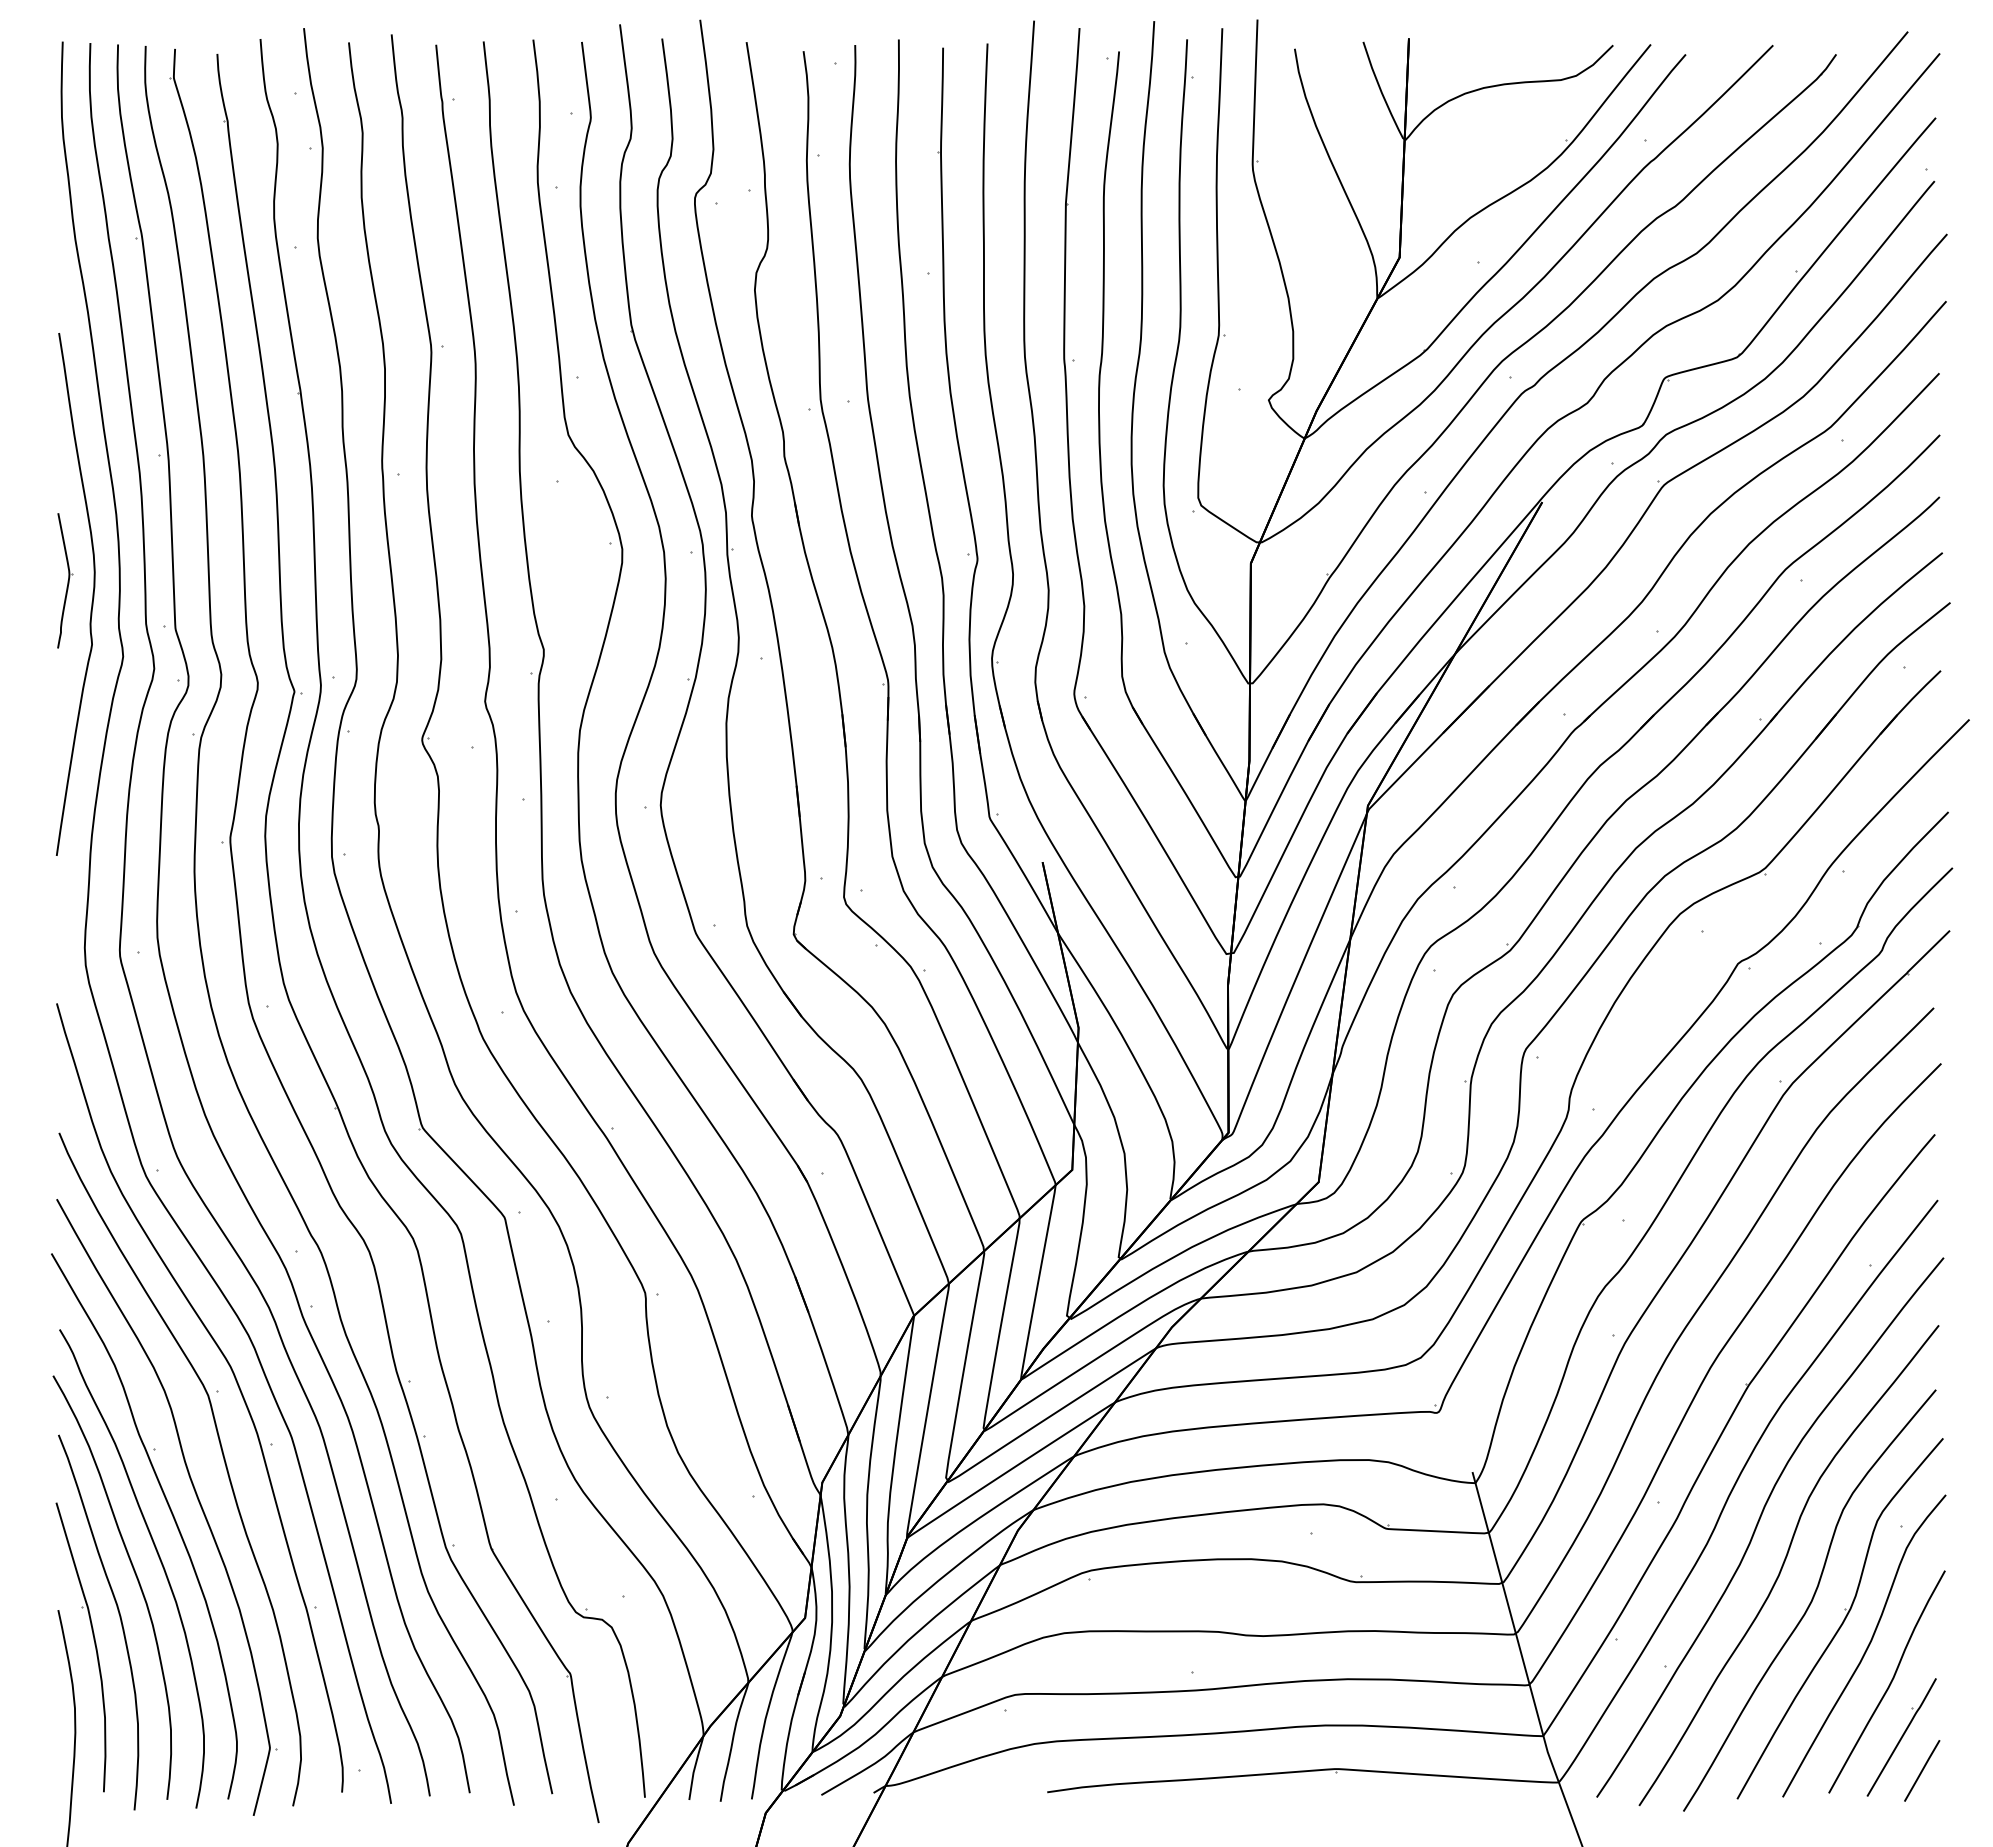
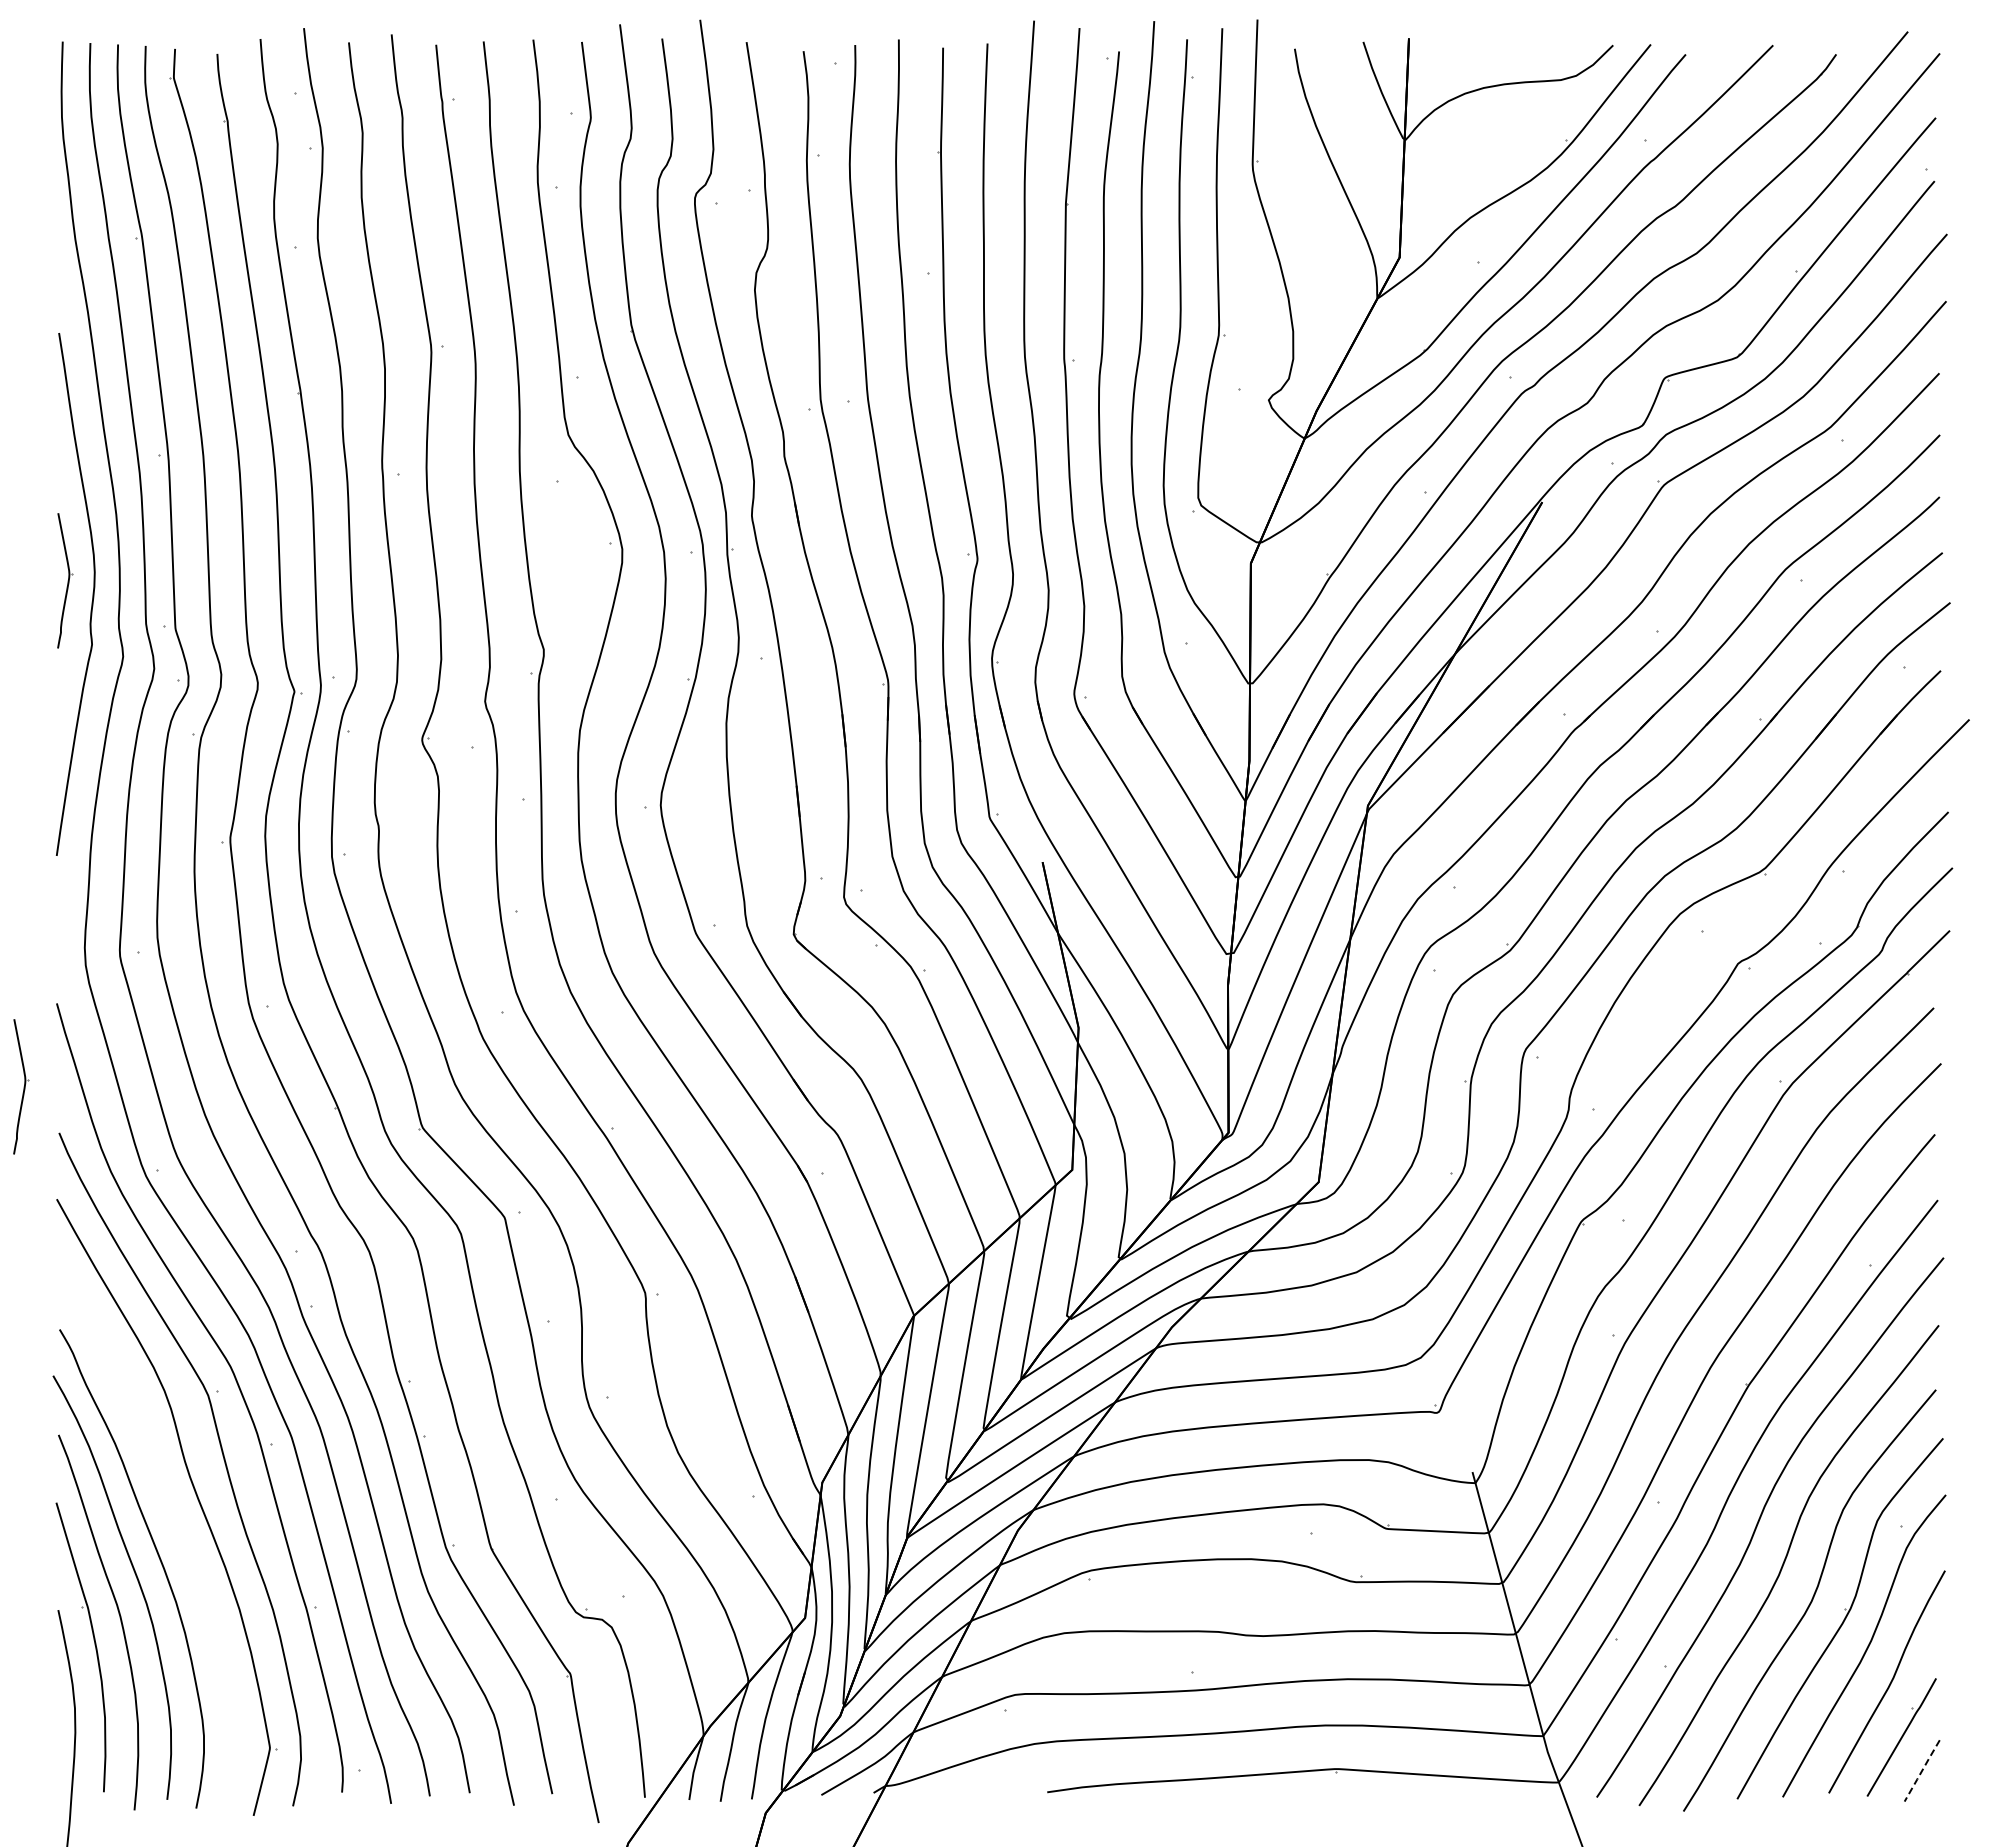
part: none -> present (21, 1086)
part: present -> none (172, 1517)
line: solid -> dashed (1922, 1770)
